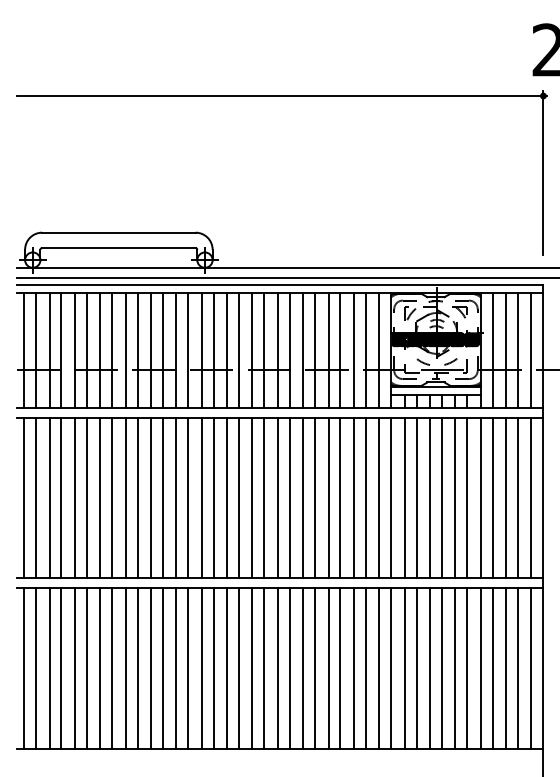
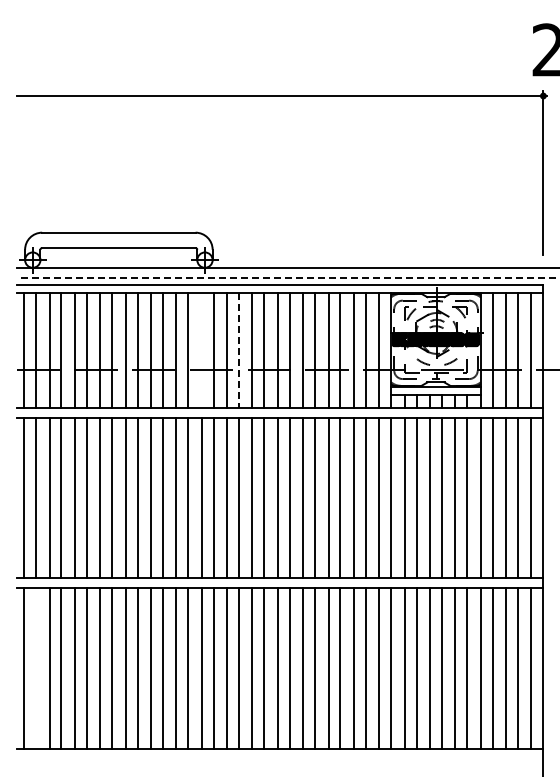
line: solid -> dashed (287, 278)
line: present -> none (201, 349)
line: solid -> dashed (239, 350)
line: present -> none (36, 668)
